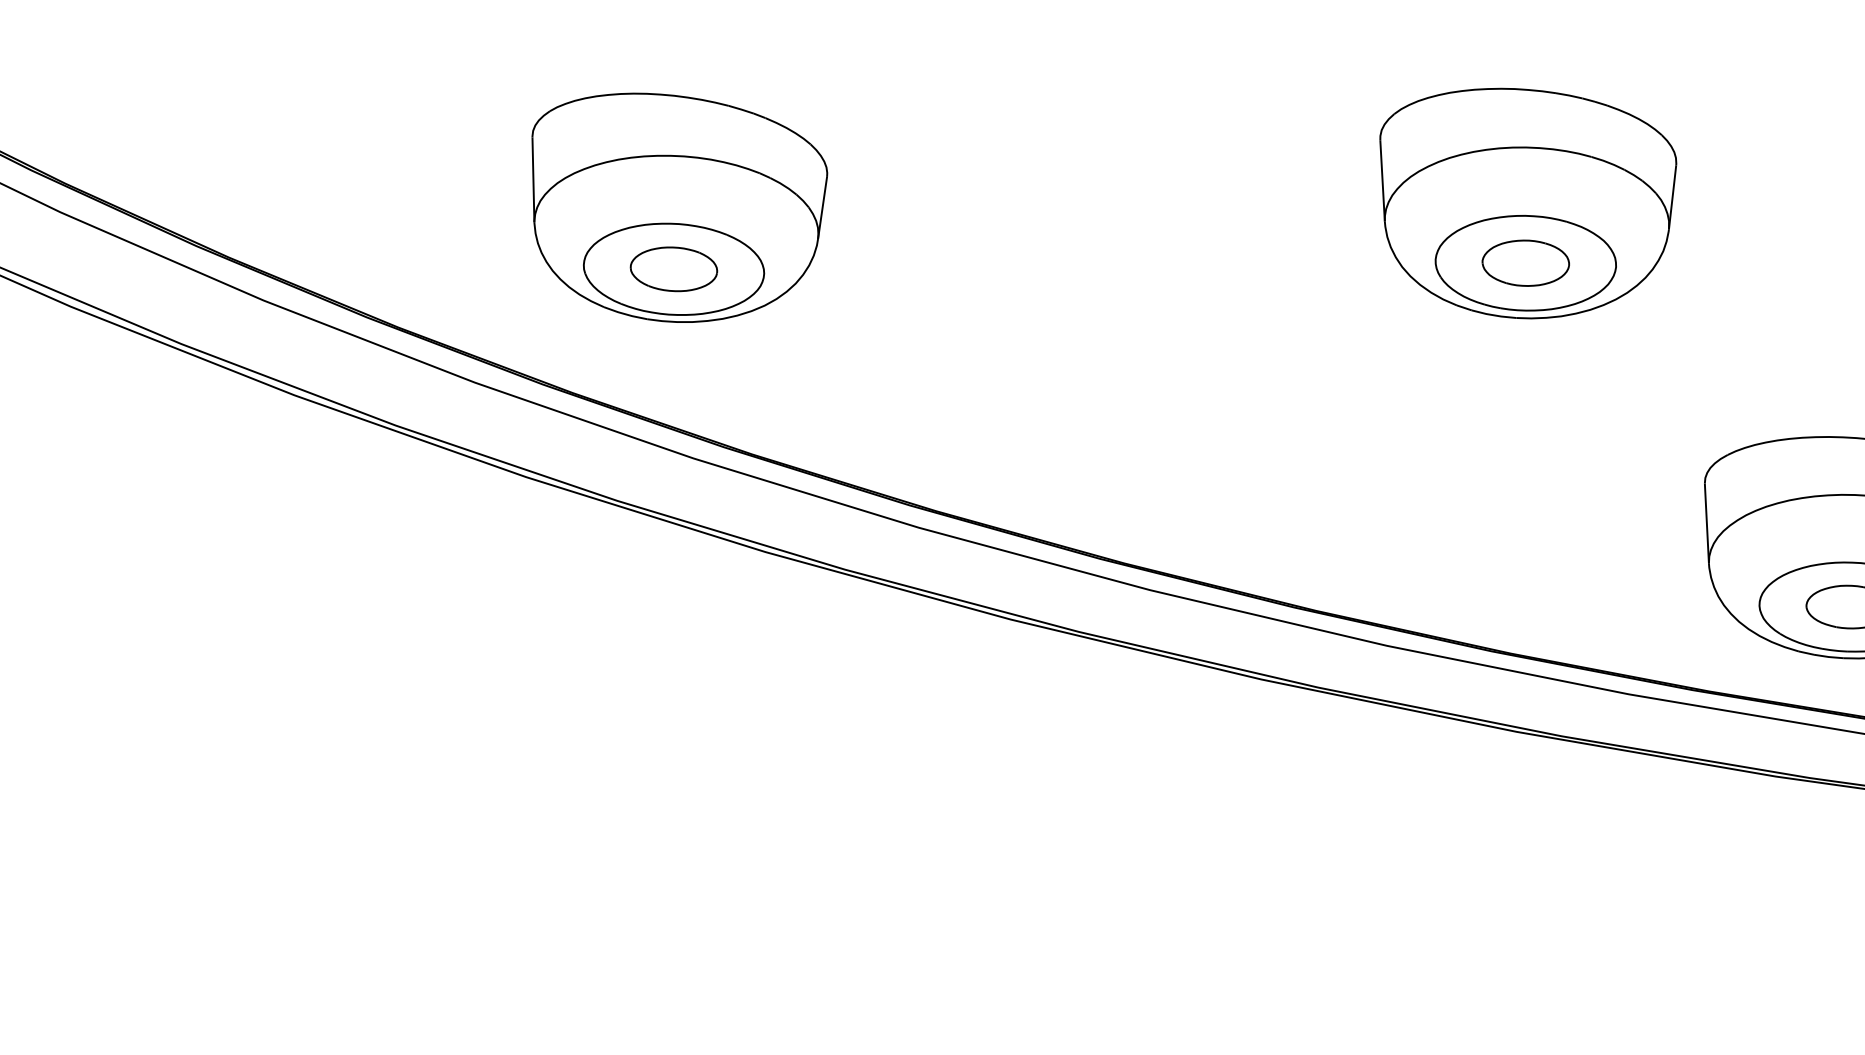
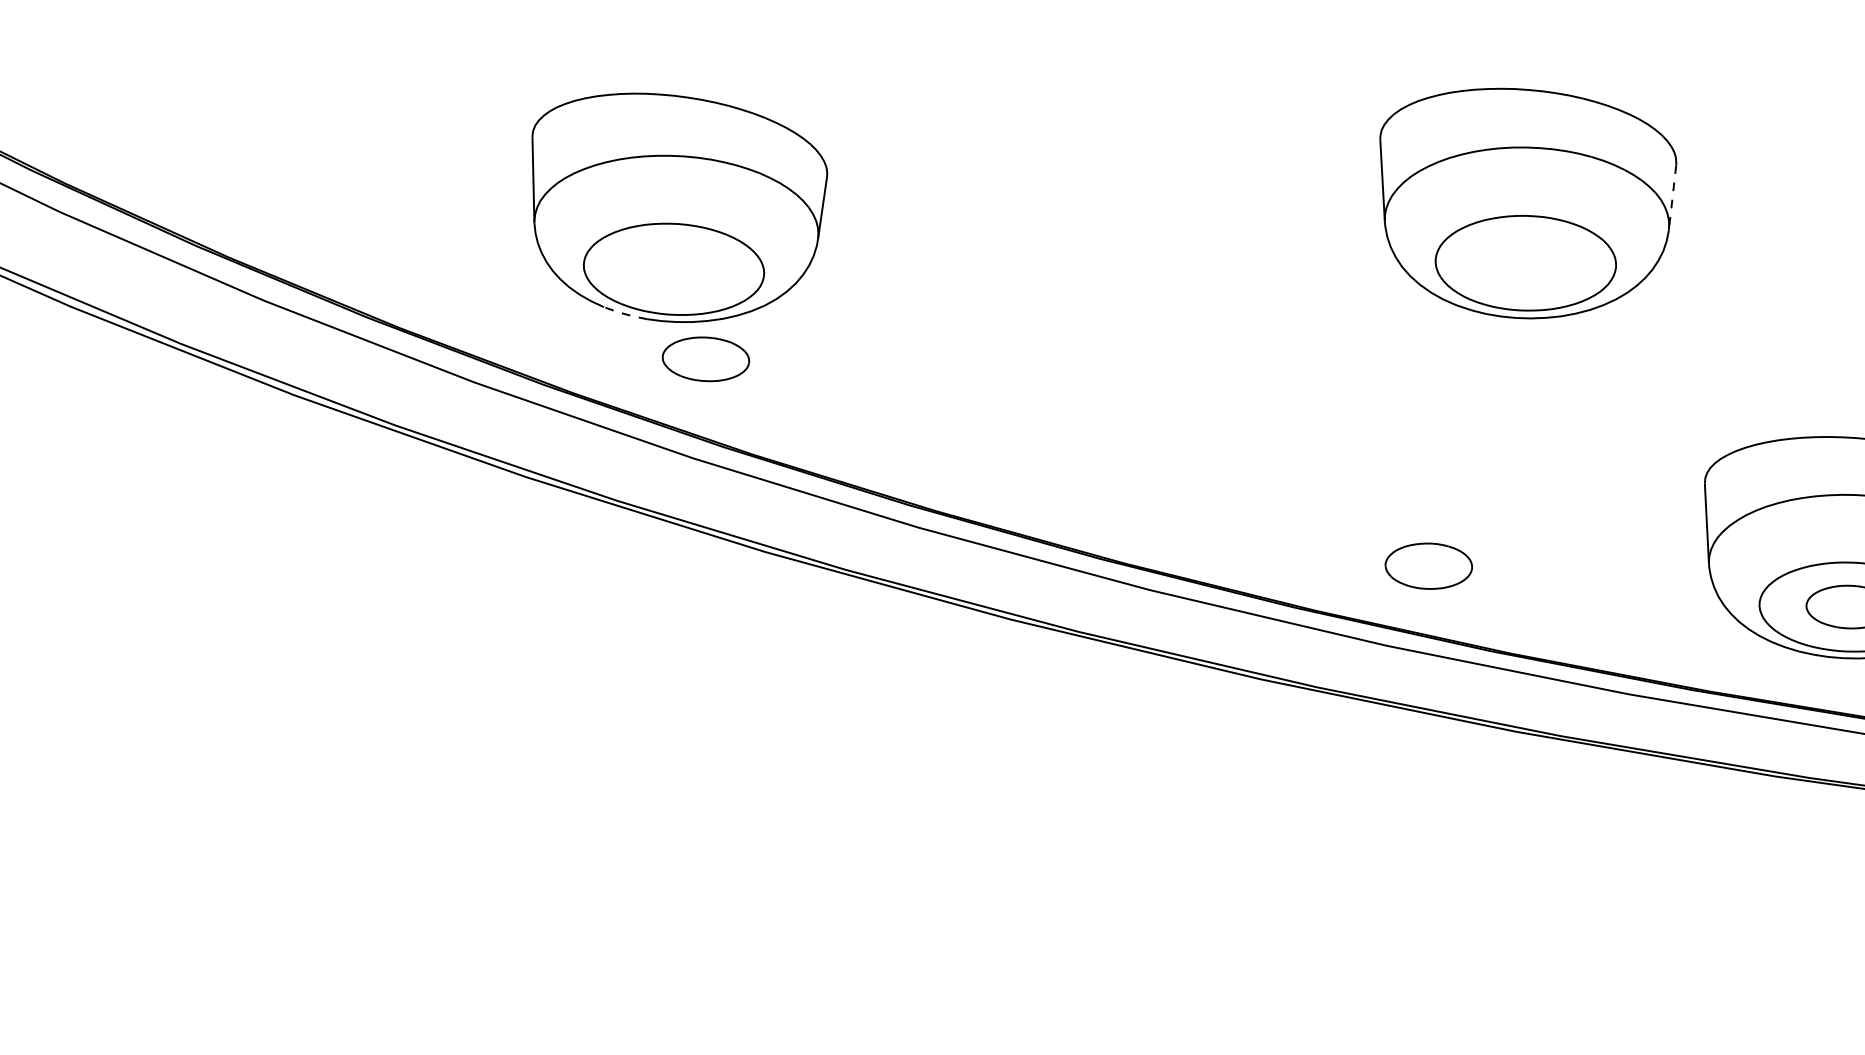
line: solid -> dashed (1672, 197)
part position: (1525, 262) -> (1428, 565) (1428, 565)
part position: (673, 269) -> (705, 359) (705, 359)
line: solid -> dashed (625, 314)
